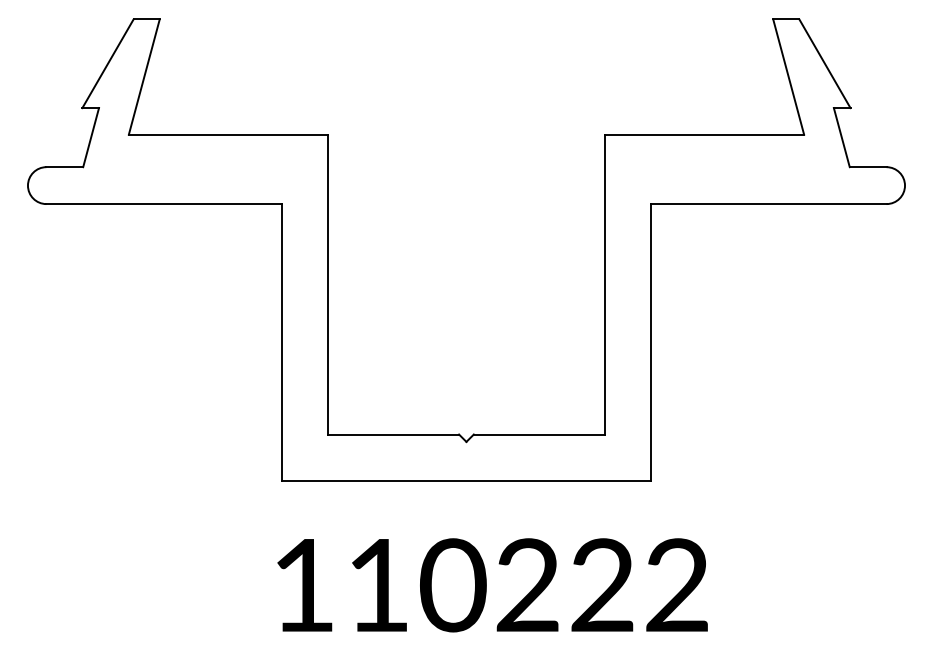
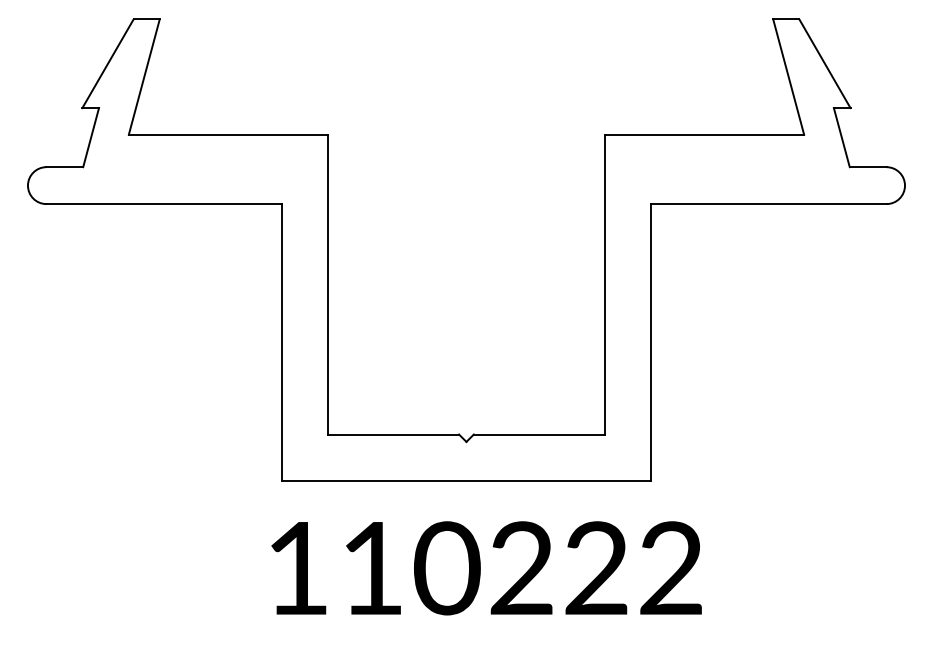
text position: (492, 585) -> (486, 568) (486, 568)
